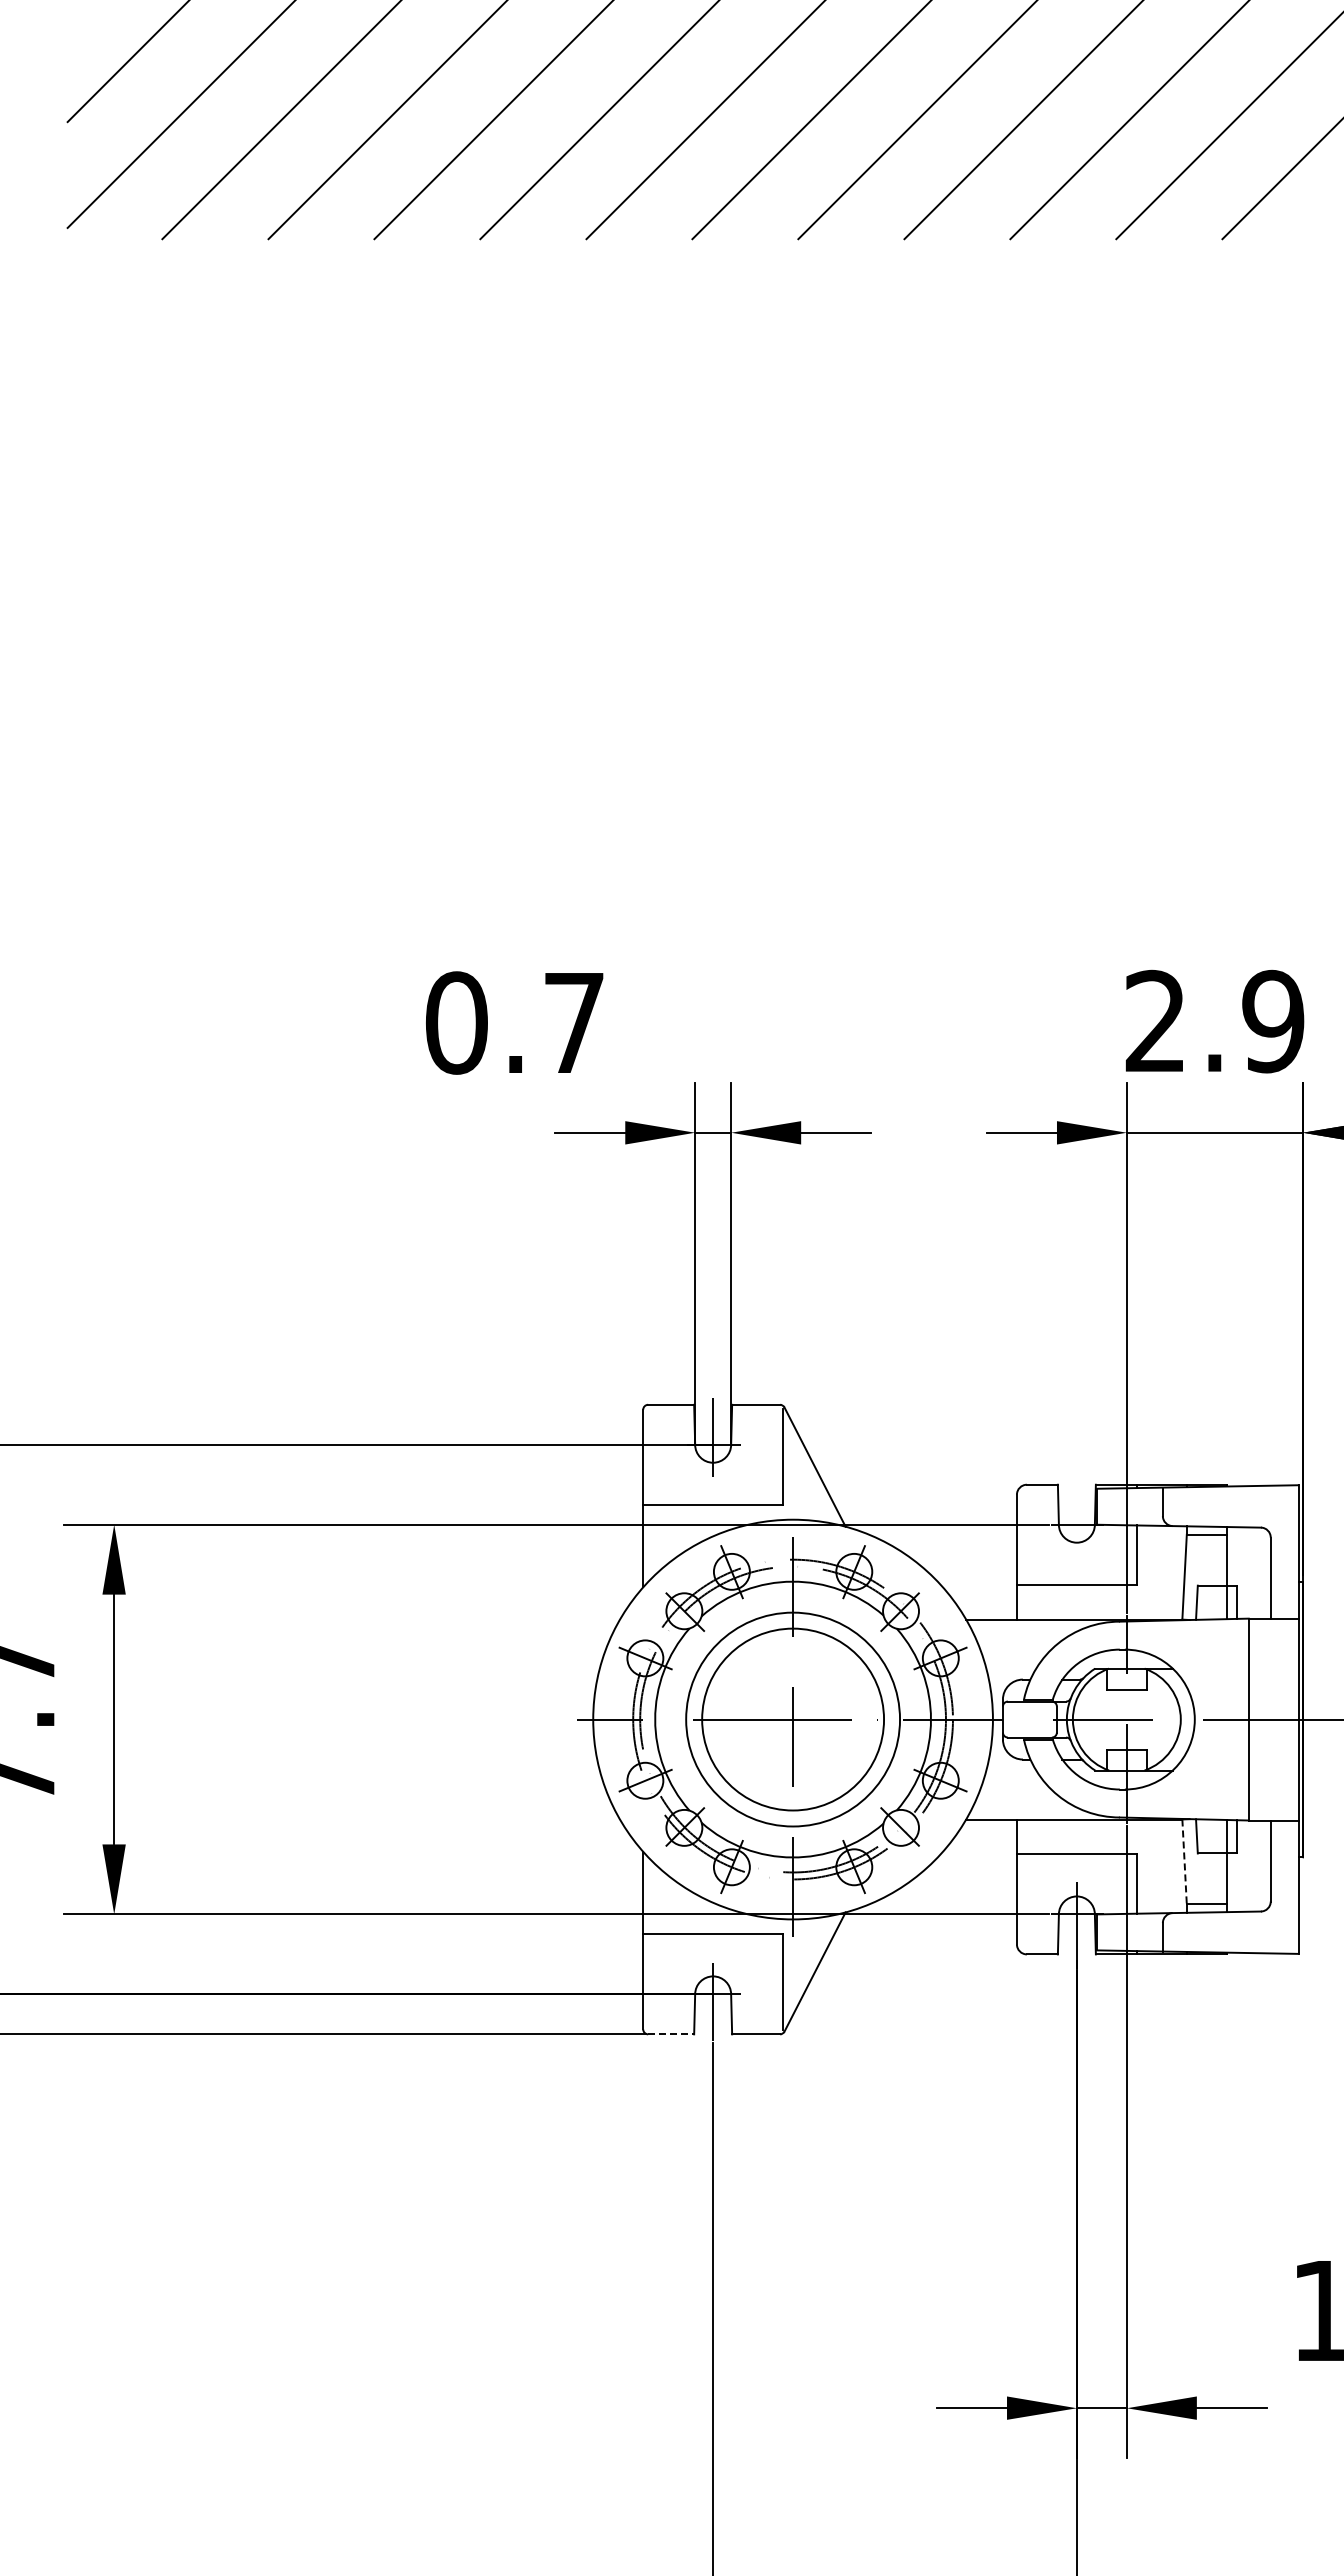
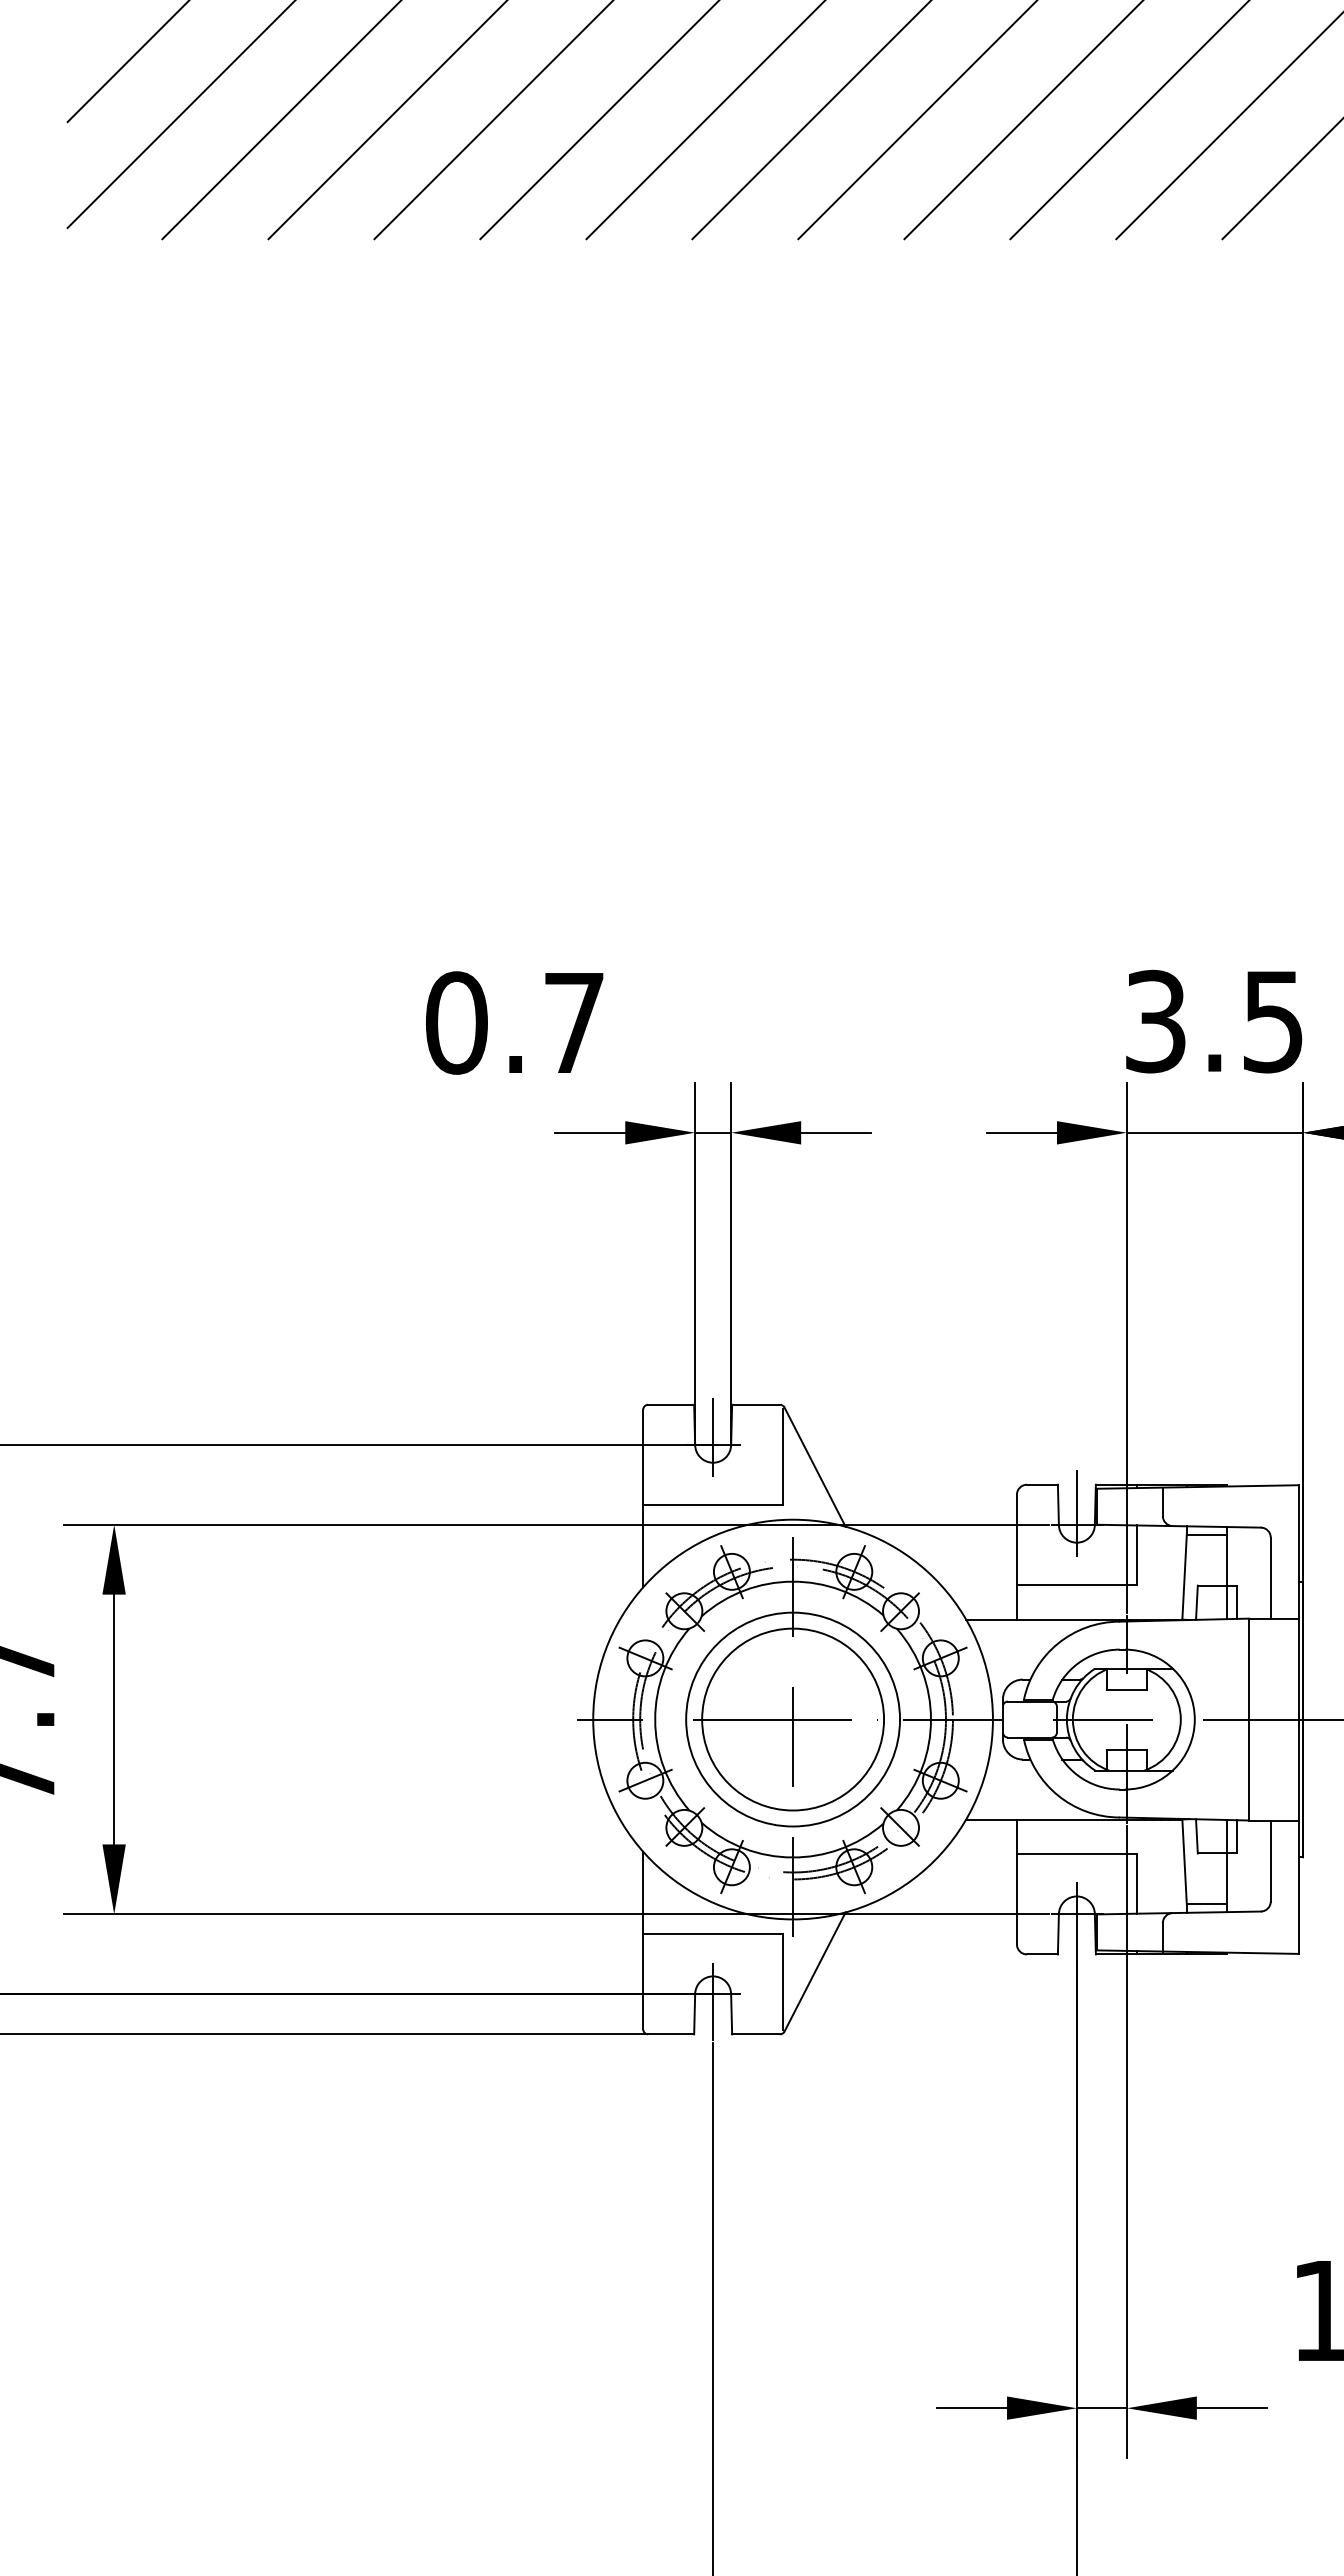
text: 2.9 -> 3.5 (1214, 1021)
line: none -> present (1076, 1513)
line: dashed -> solid (1184, 1861)
line: dashed -> solid (671, 2034)
